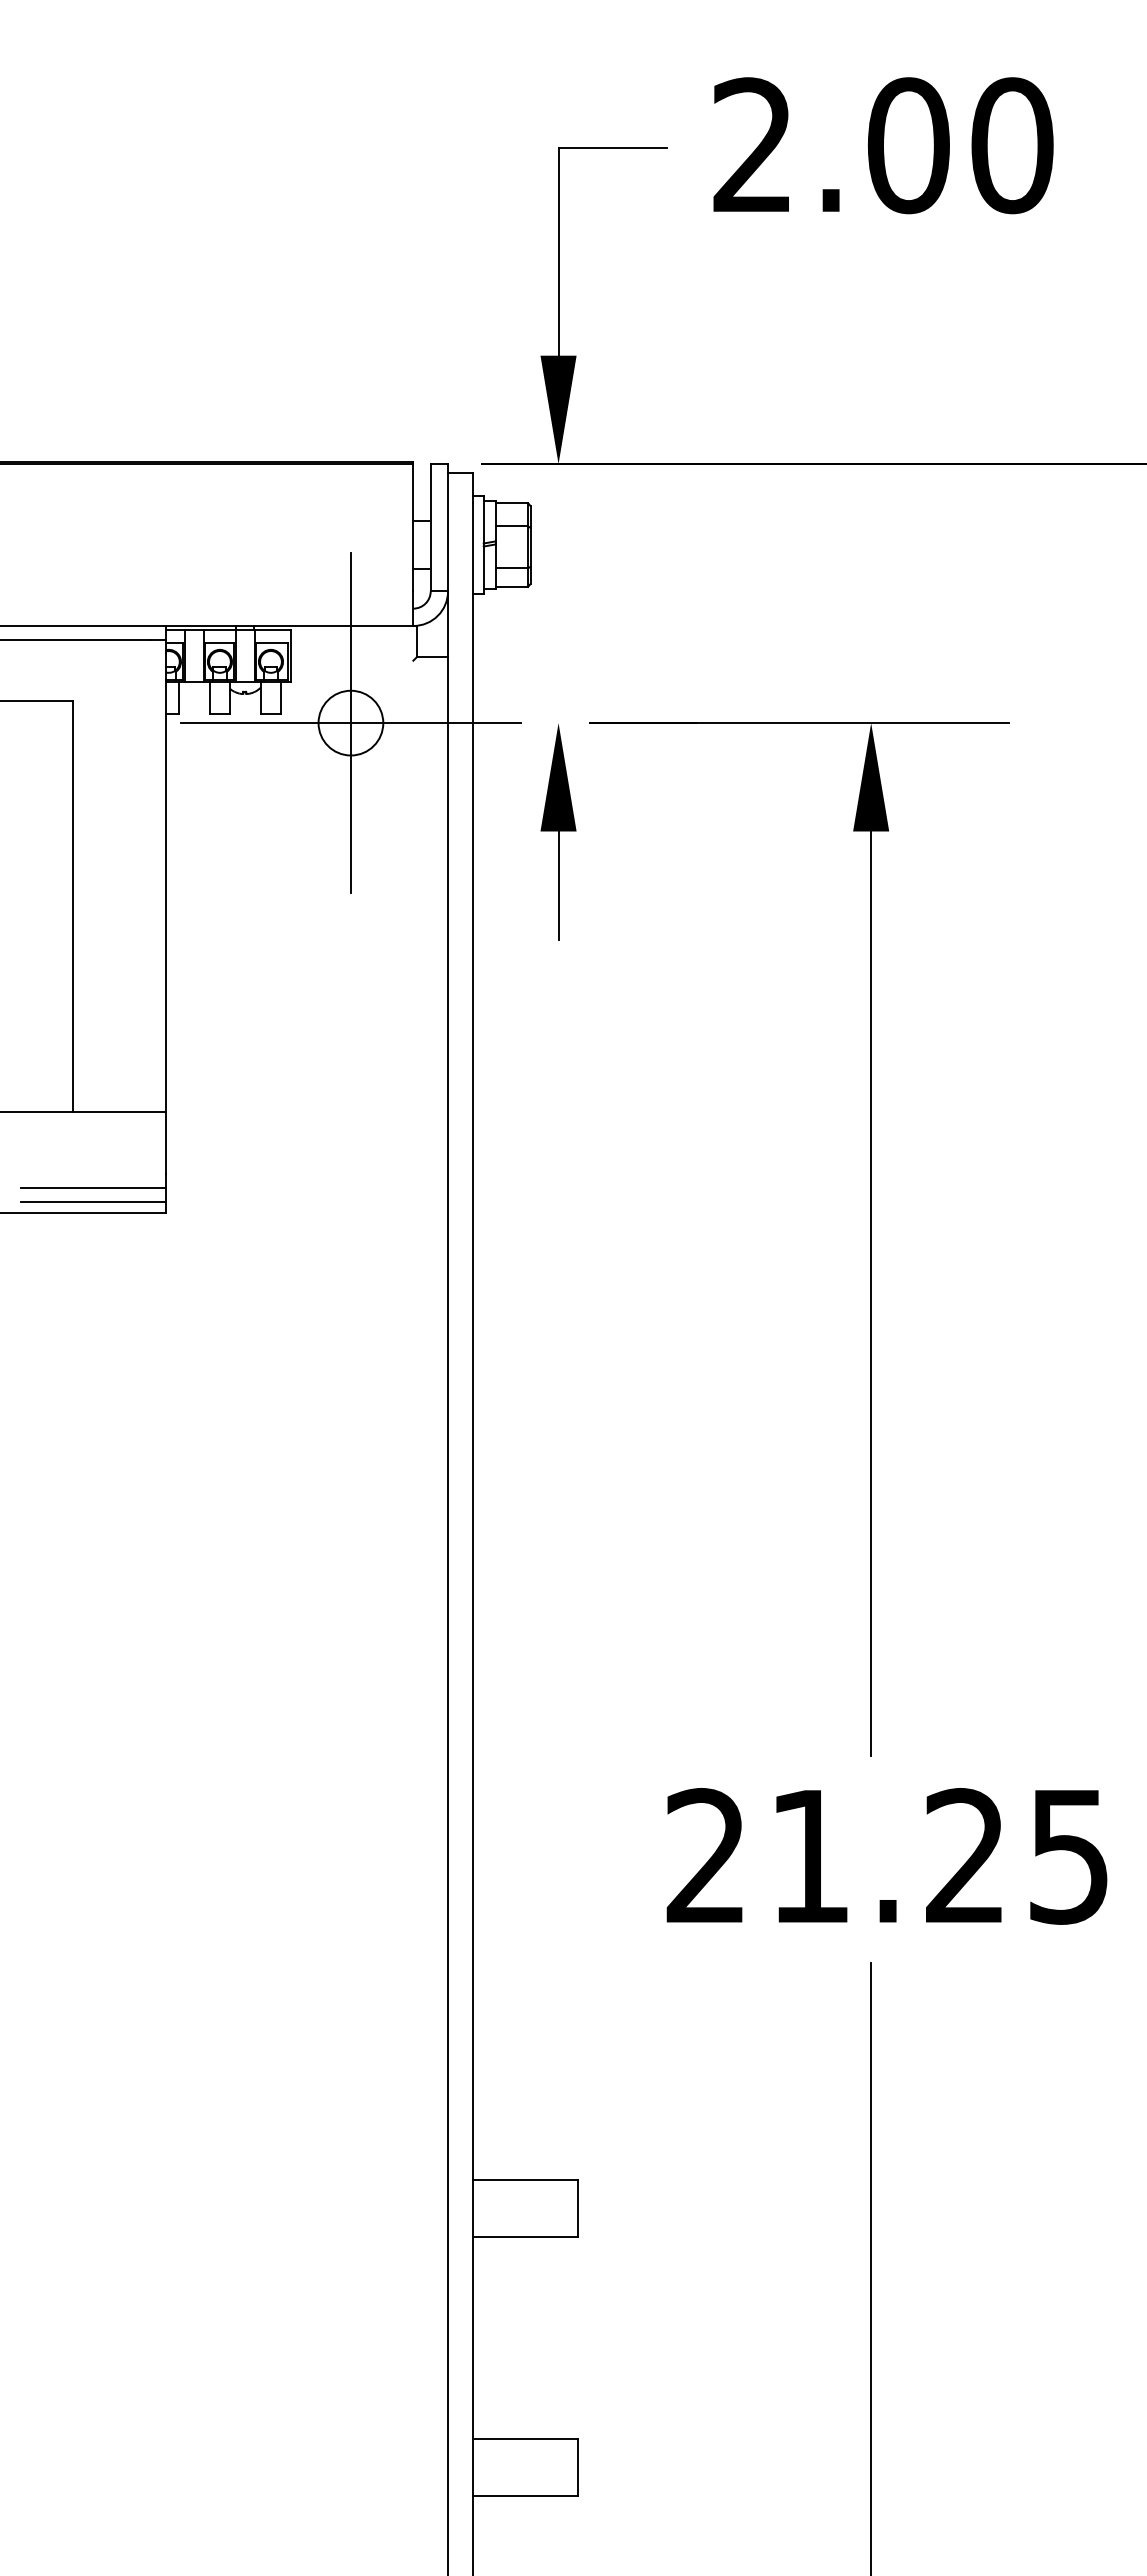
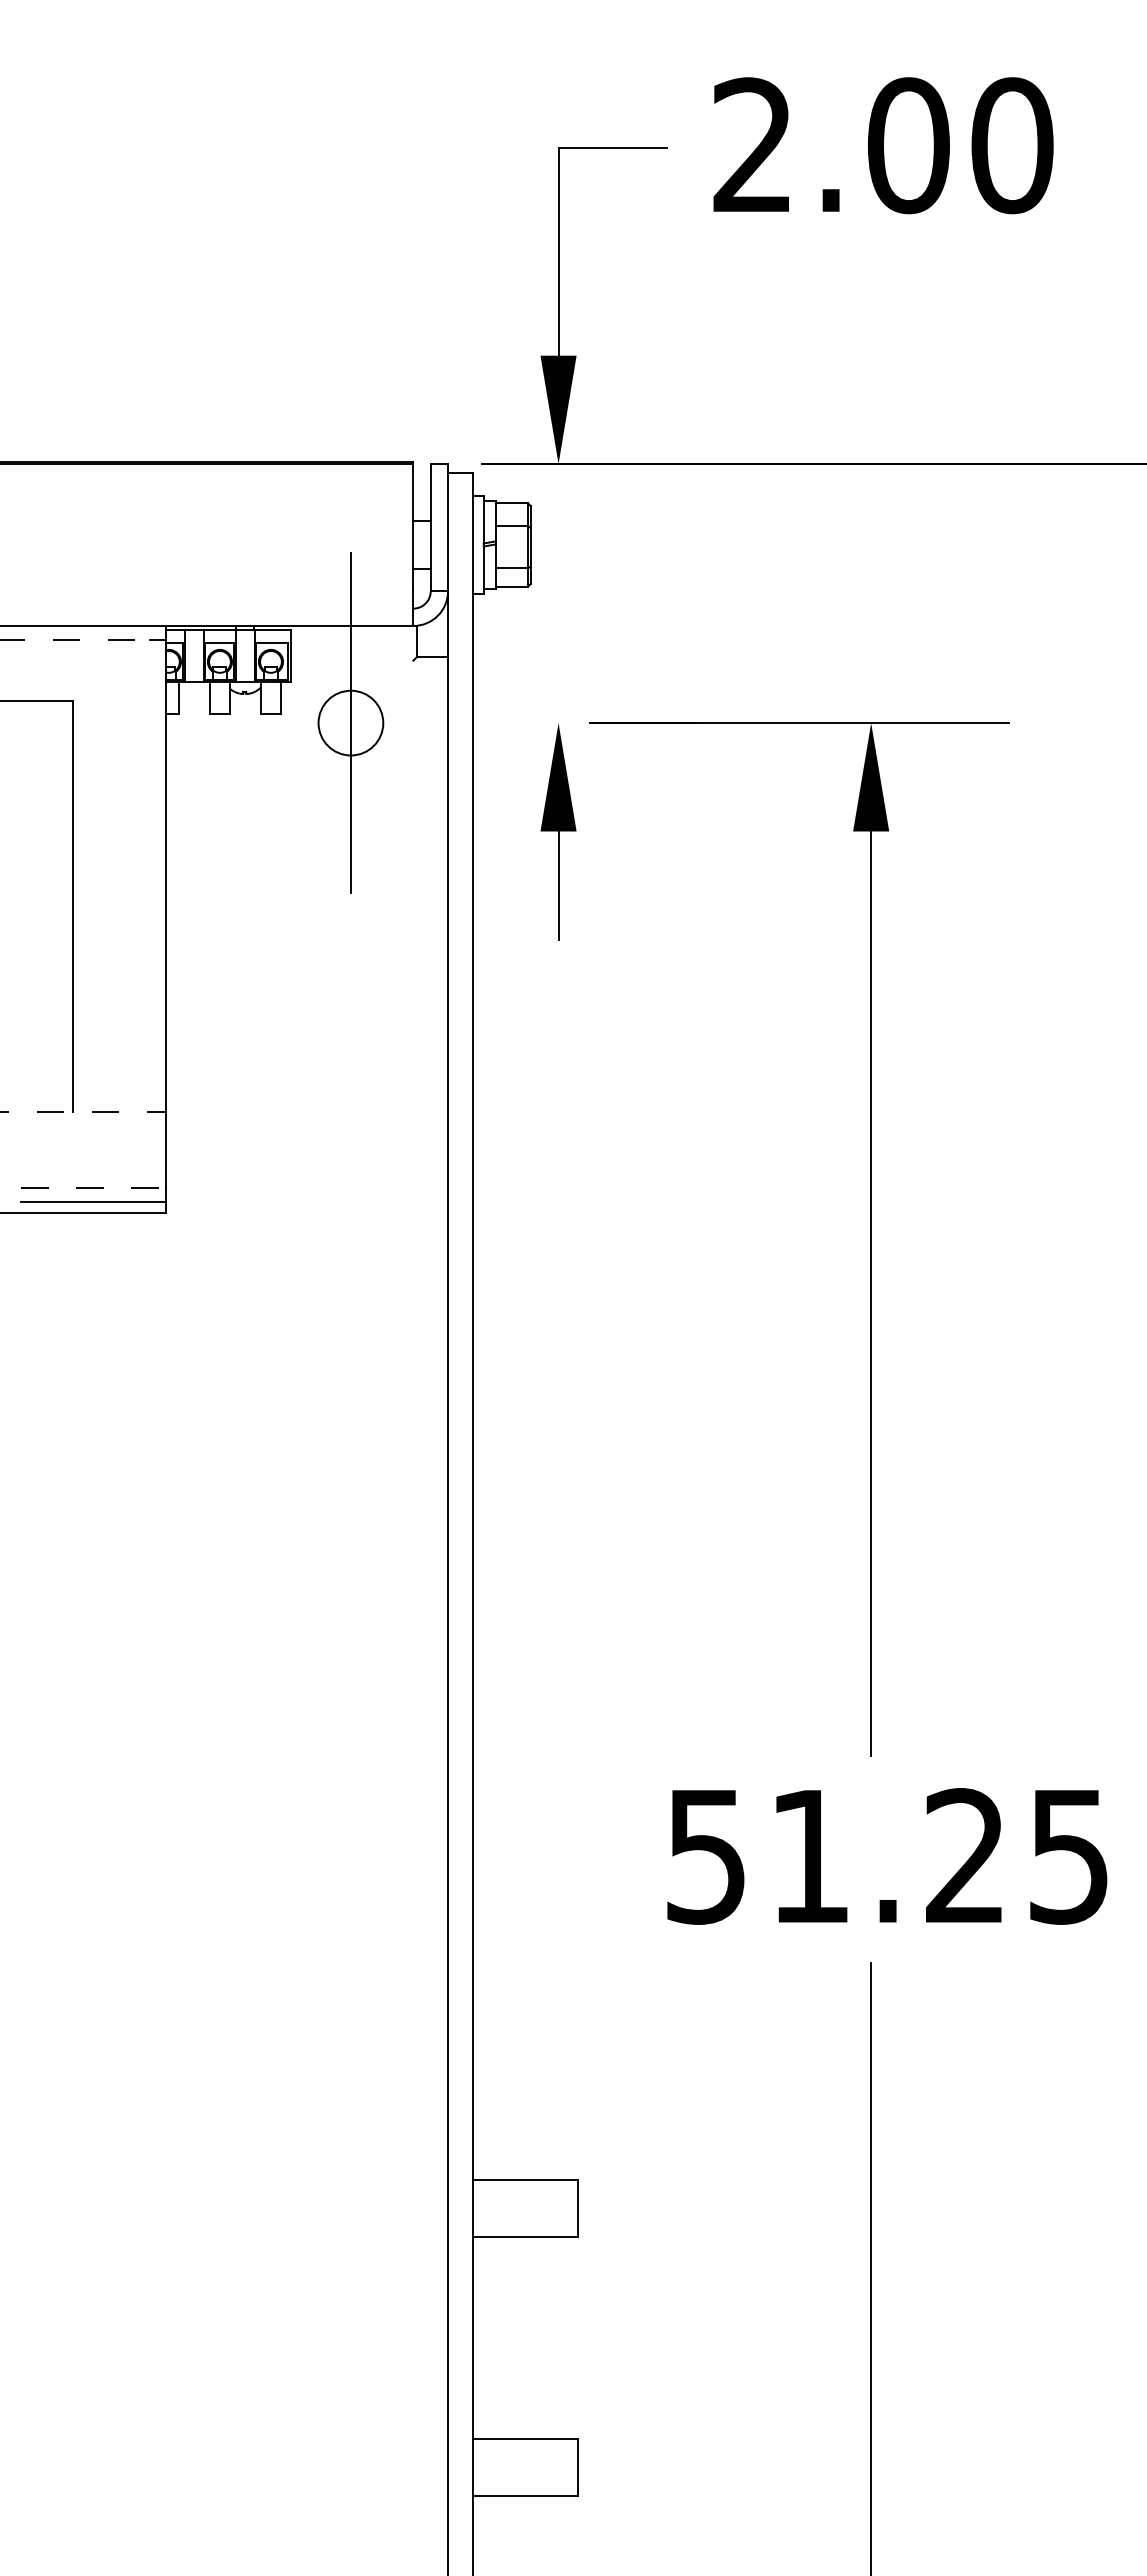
line: solid -> dashed (75, 640)
line: present -> none (350, 723)
line: solid -> dashed (83, 1111)
line: solid -> dashed (93, 1188)
text: 21.25 -> 51.25 (705, 1856)
